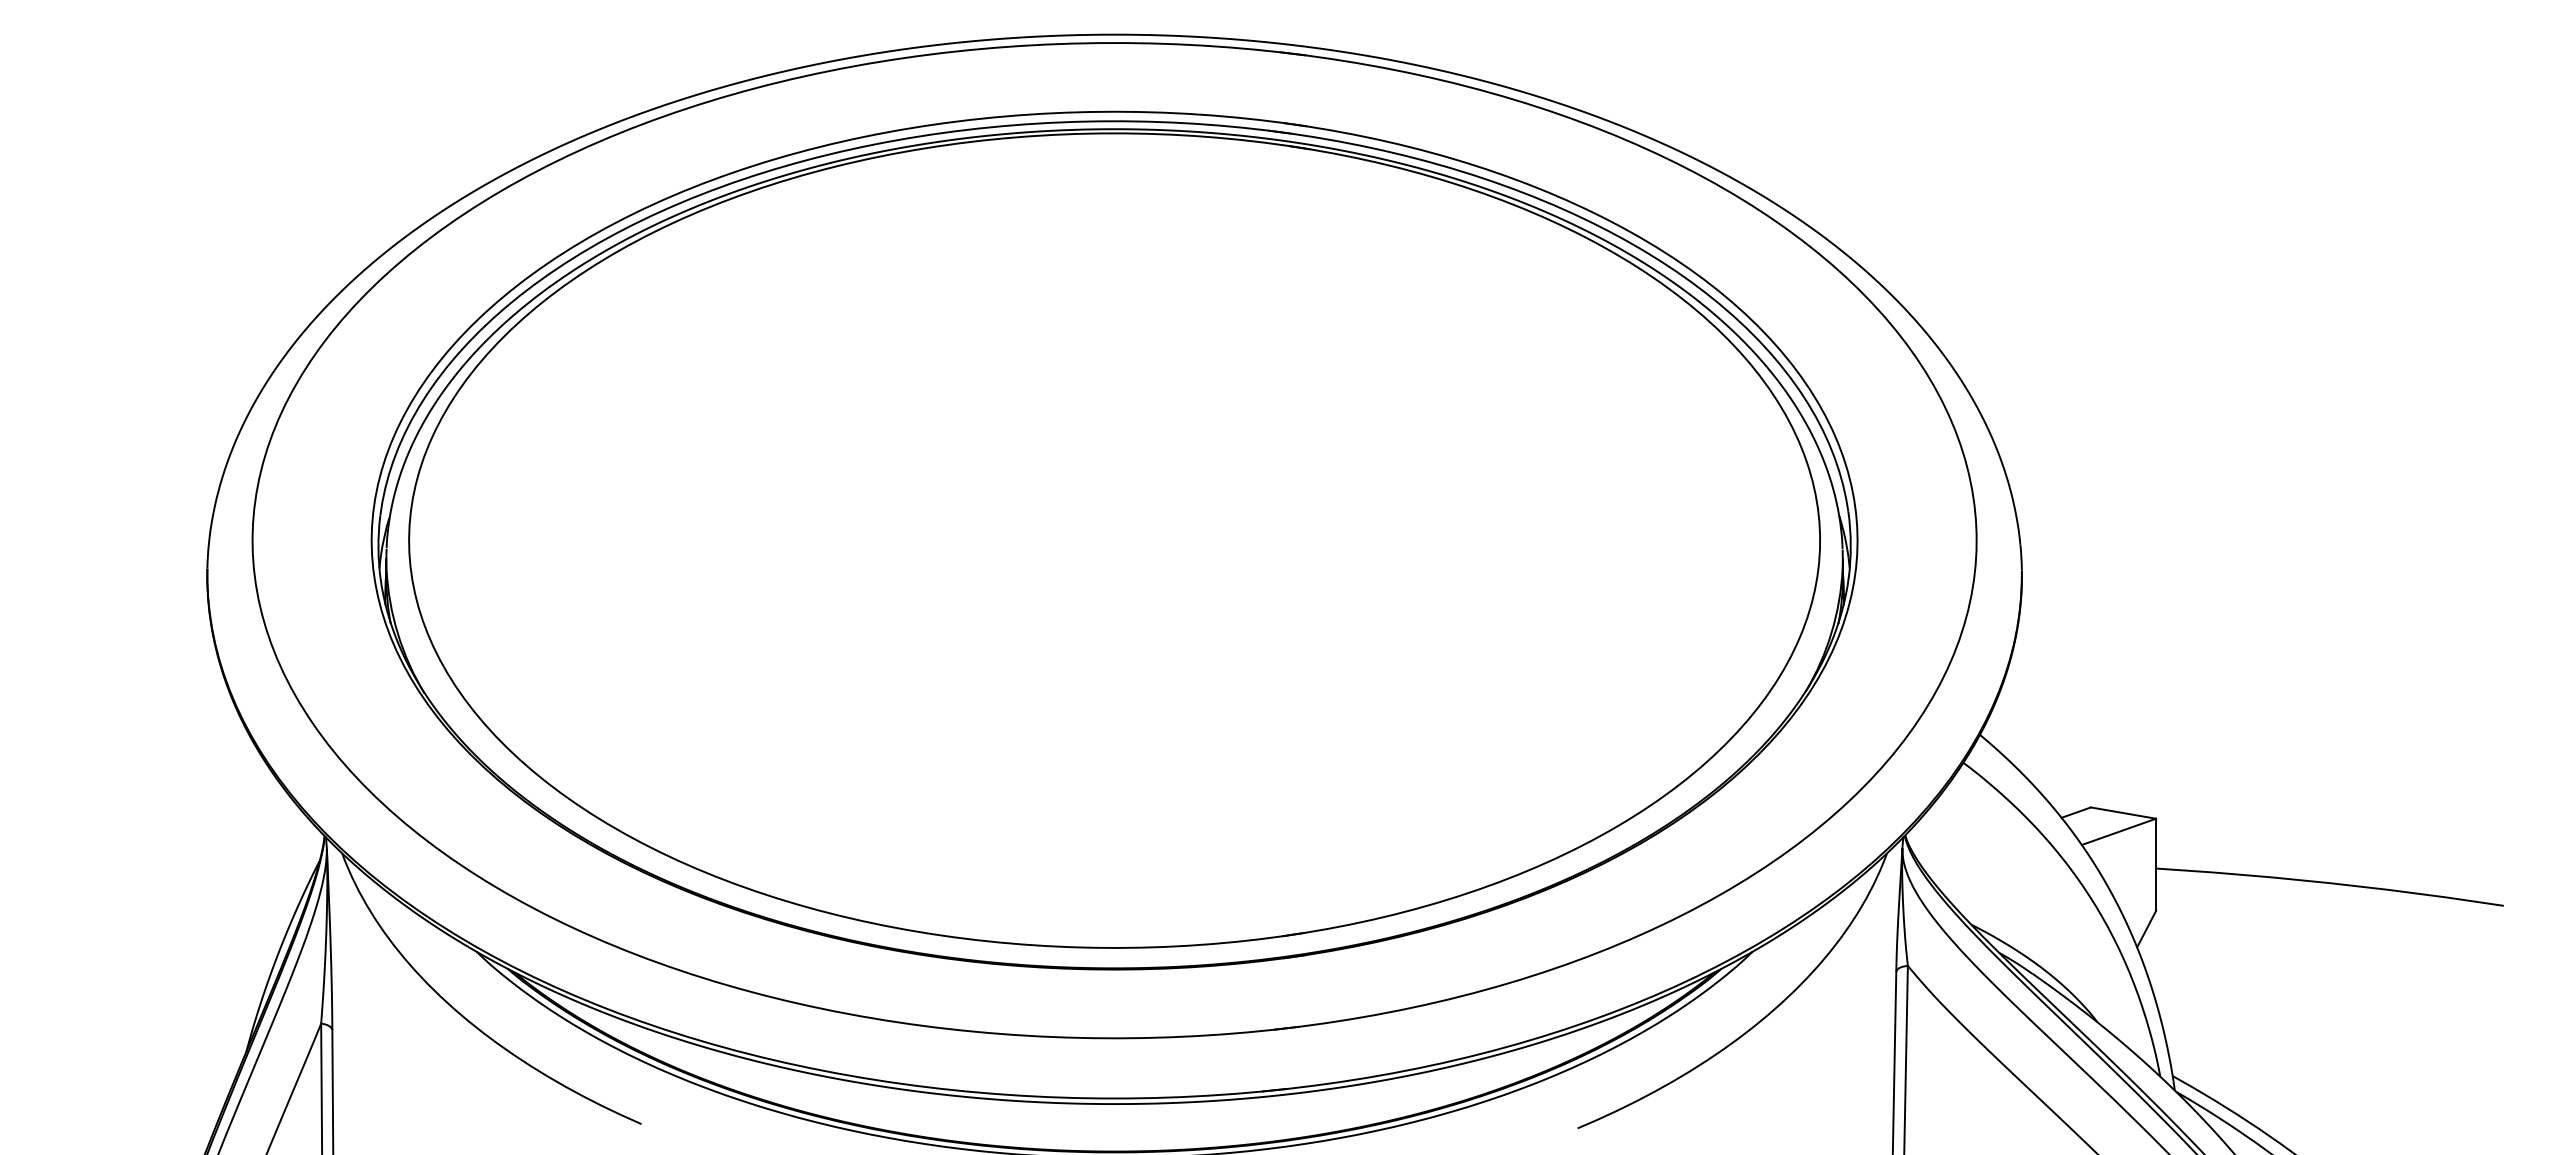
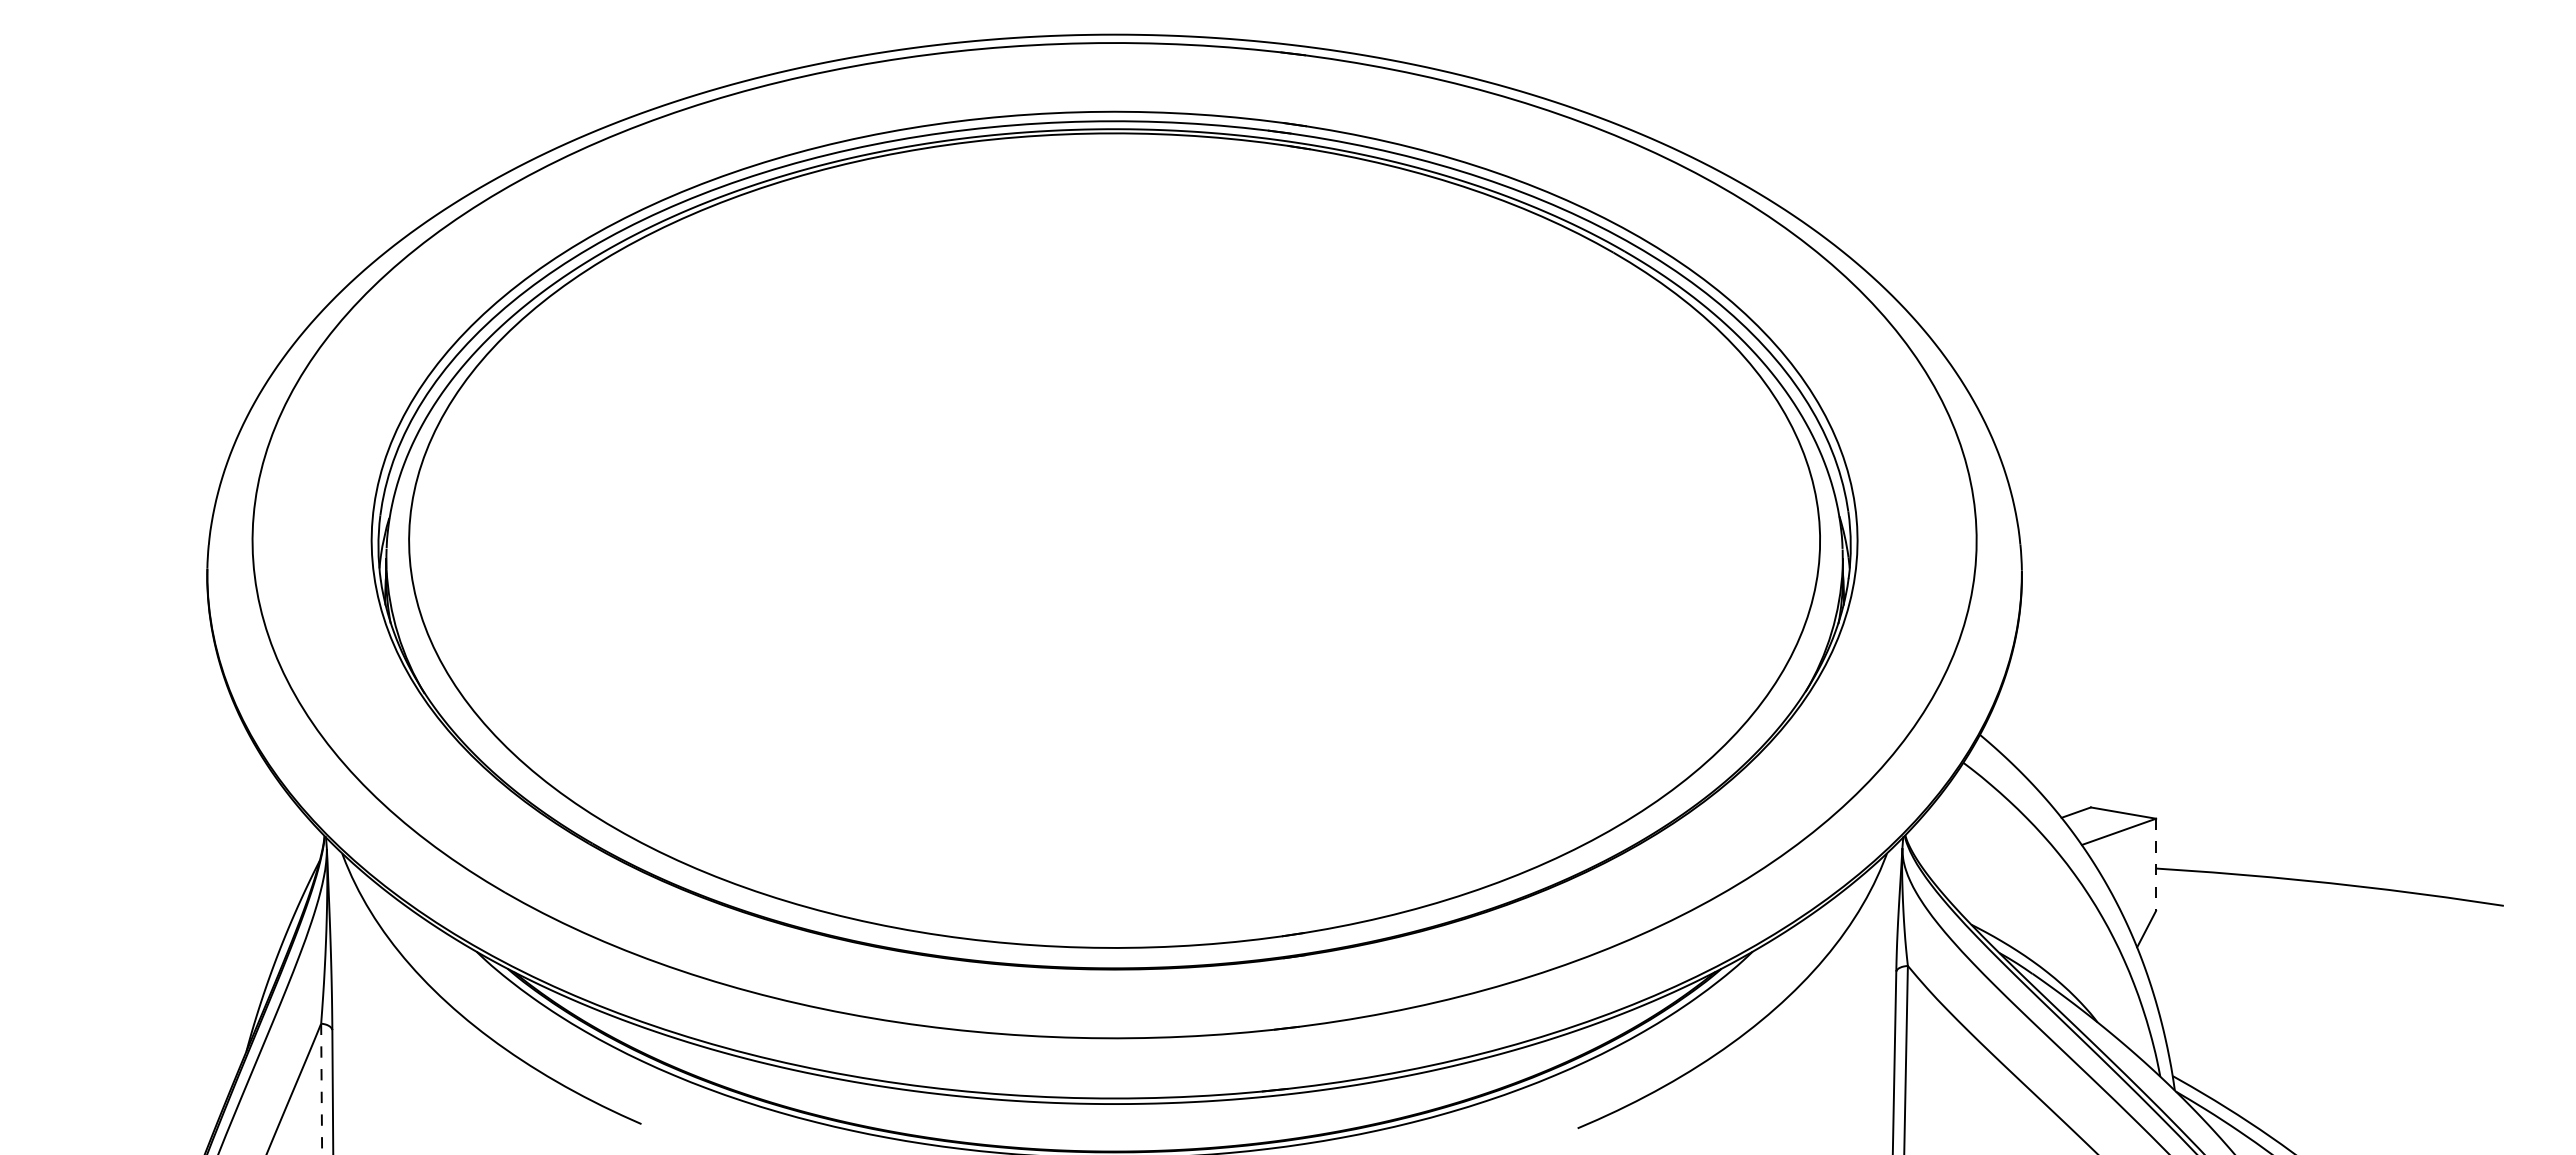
line: solid -> dashed (2156, 865)
line: solid -> dashed (321, 1089)
